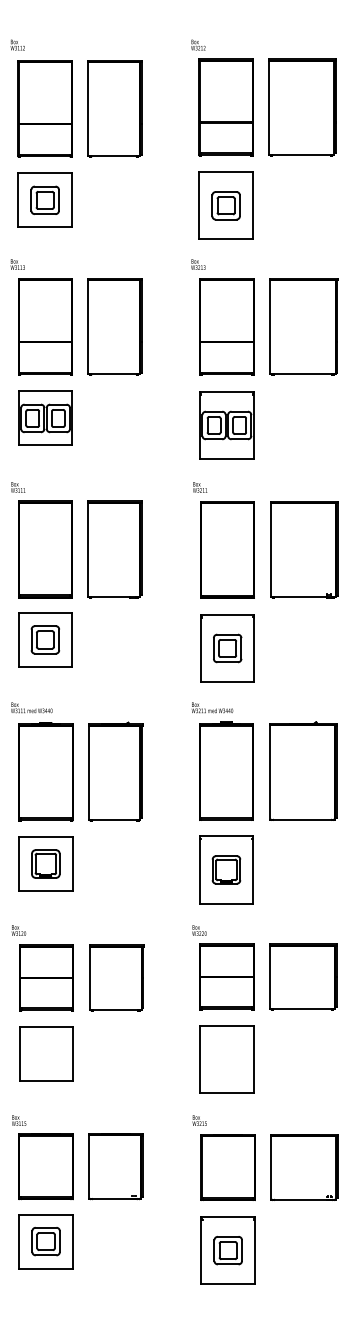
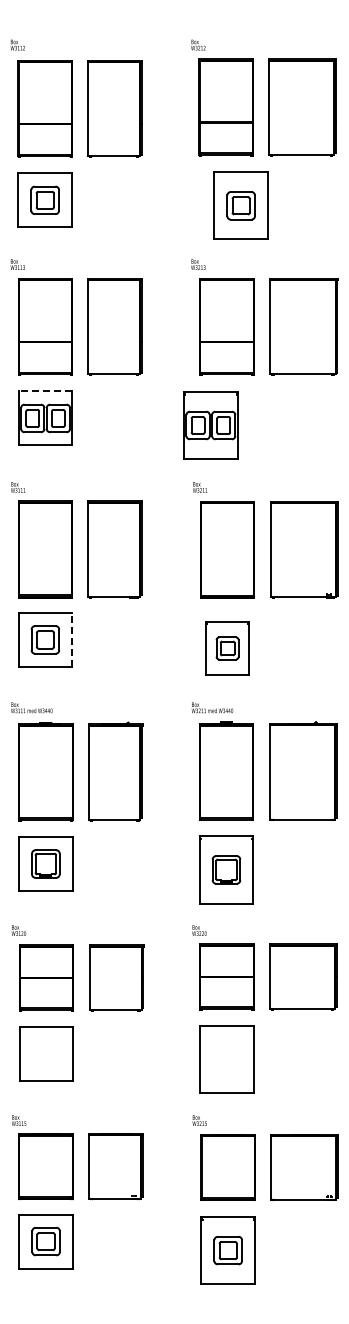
part position: (225, 205) -> (240, 205) (240, 205)
line: solid -> dashed (45, 391)
part position: (226, 425) -> (210, 425) (210, 425)
line: solid -> dashed (72, 639)
part size: 55x69 px -> 45x55 px (227, 648)
